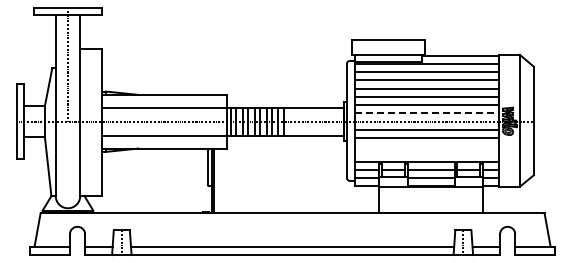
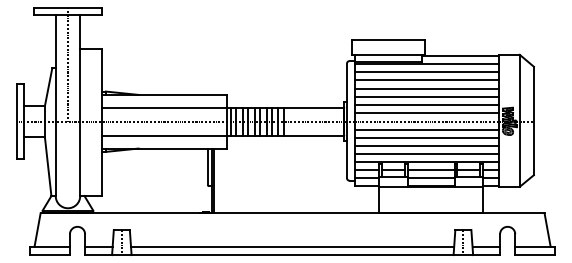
line: dashed -> solid (427, 113)
line: none -> present (426, 145)
line: none -> present (426, 153)
